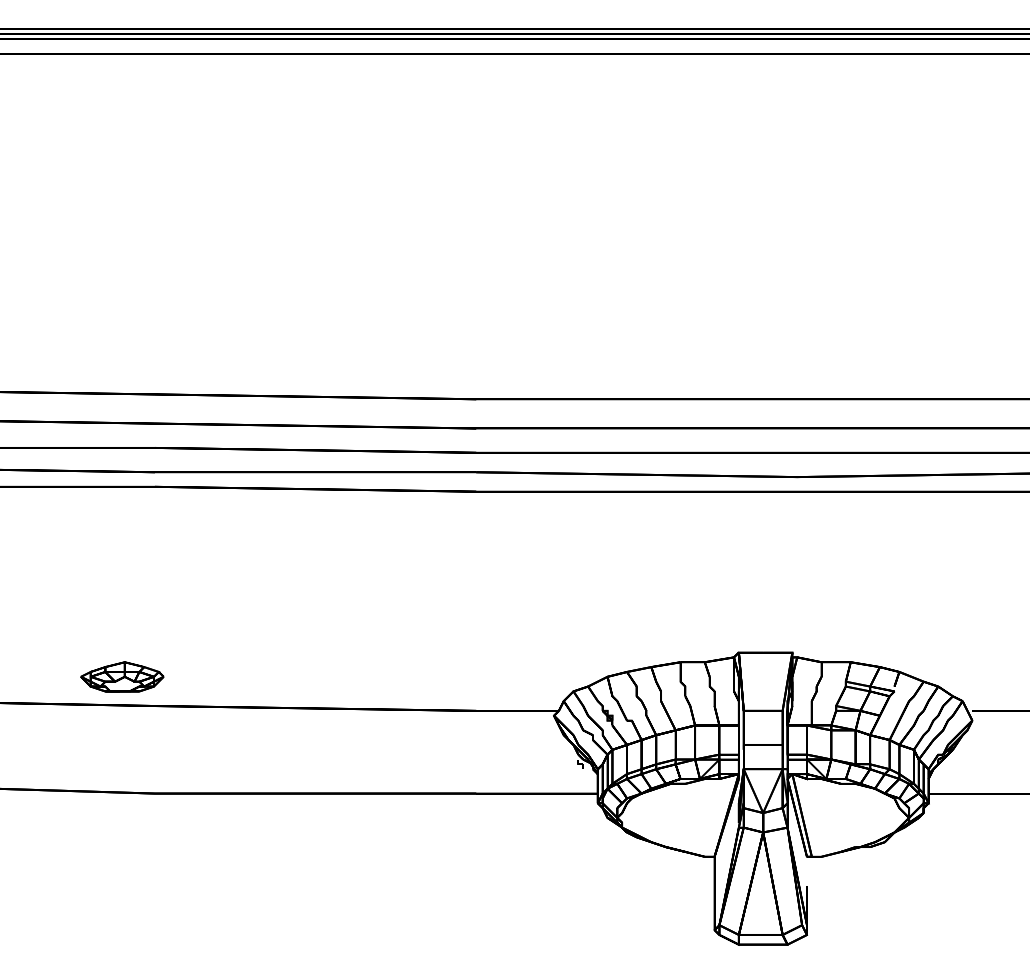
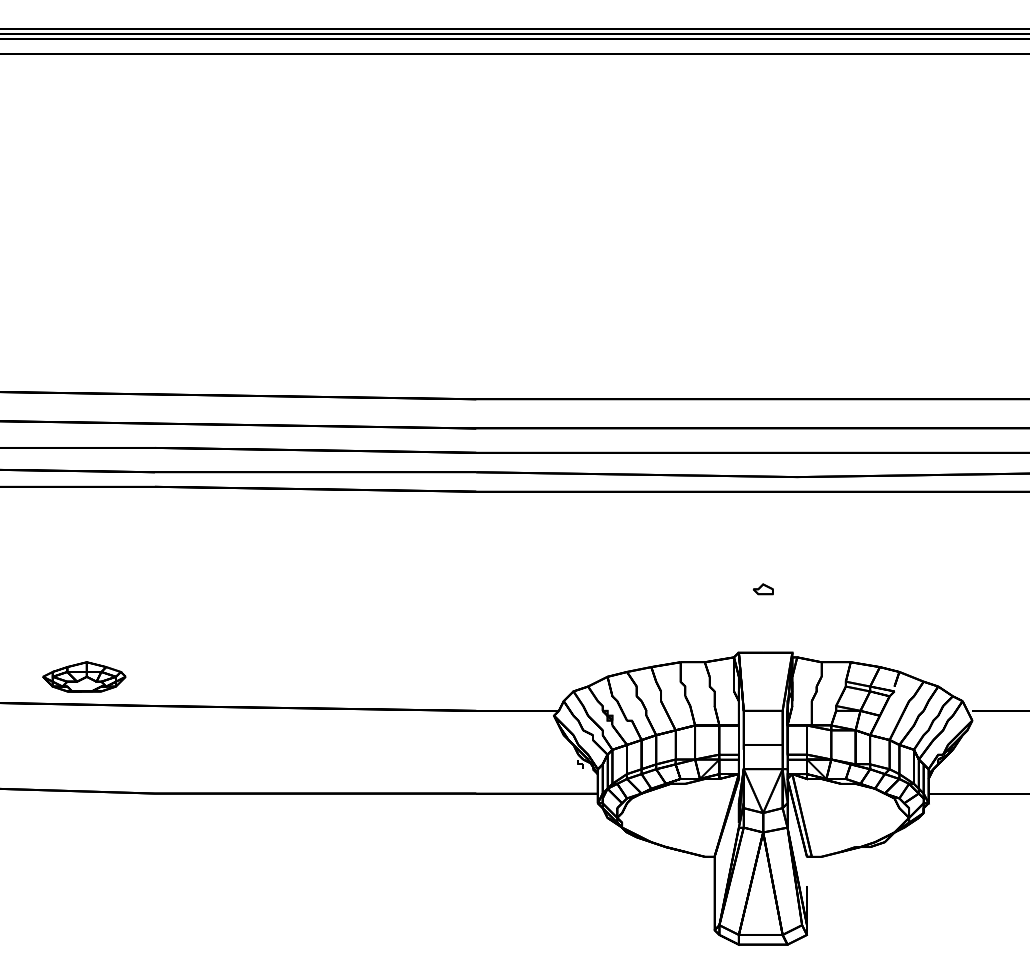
part: none -> present (763, 589)
part position: (122, 676) -> (84, 676) (84, 676)
